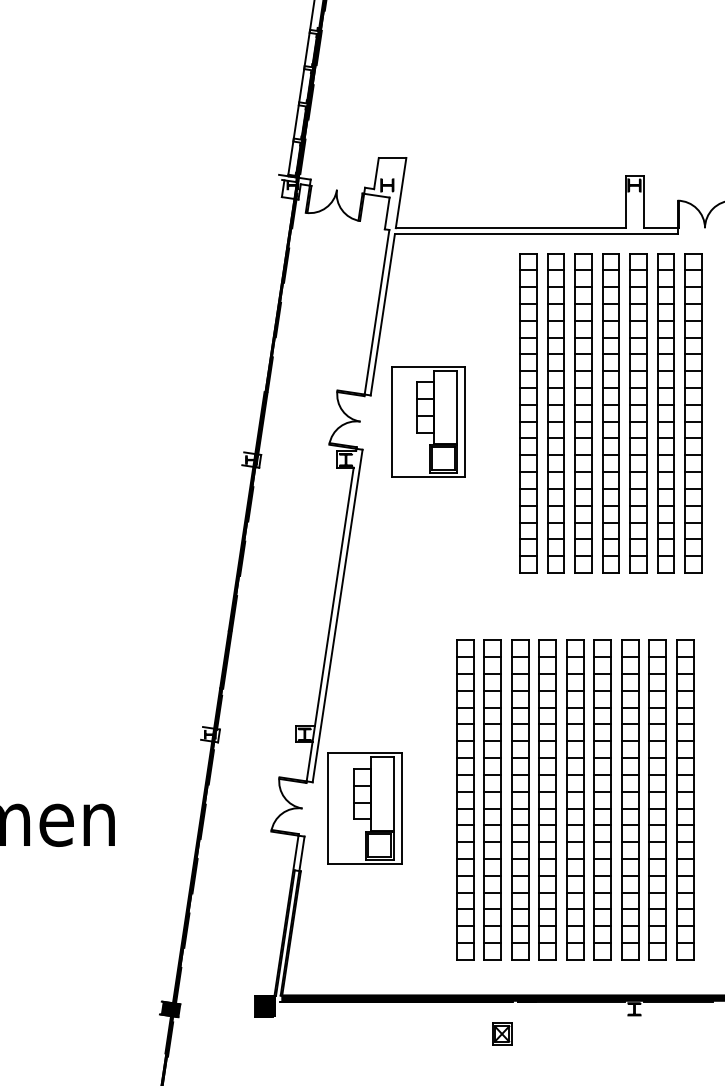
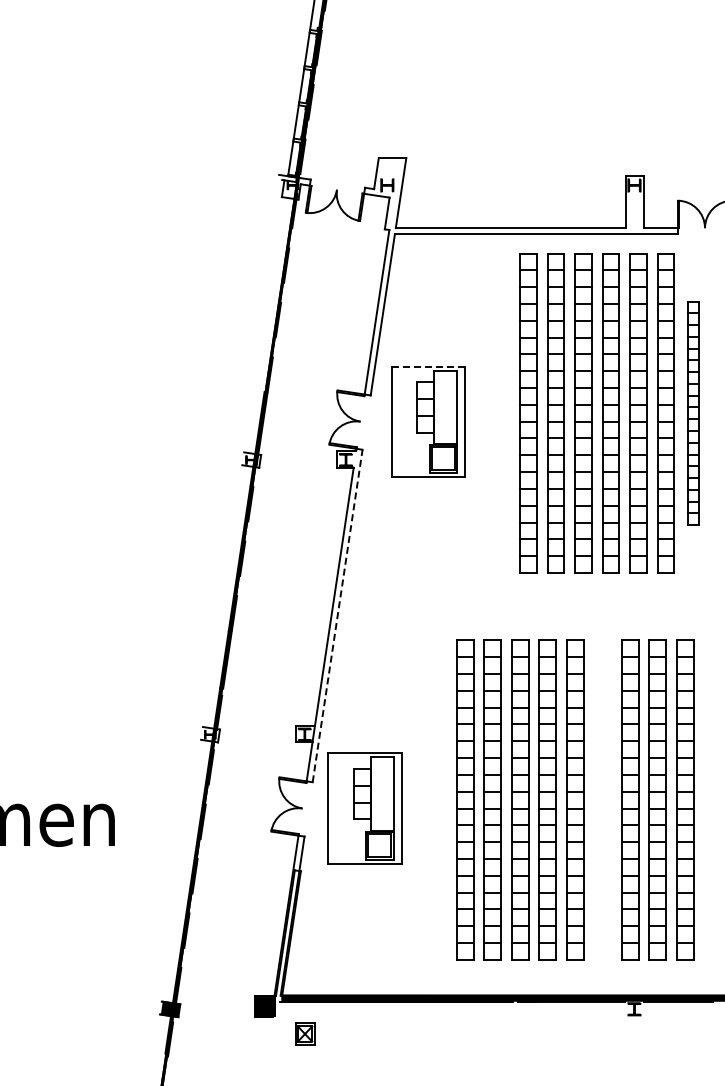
line: solid -> dashed (428, 366)
part size: 19x321 px -> 13x225 px (693, 413)
line: solid -> dashed (337, 615)
part: present -> none (602, 799)
part position: (502, 1033) -> (305, 1033) (305, 1033)
